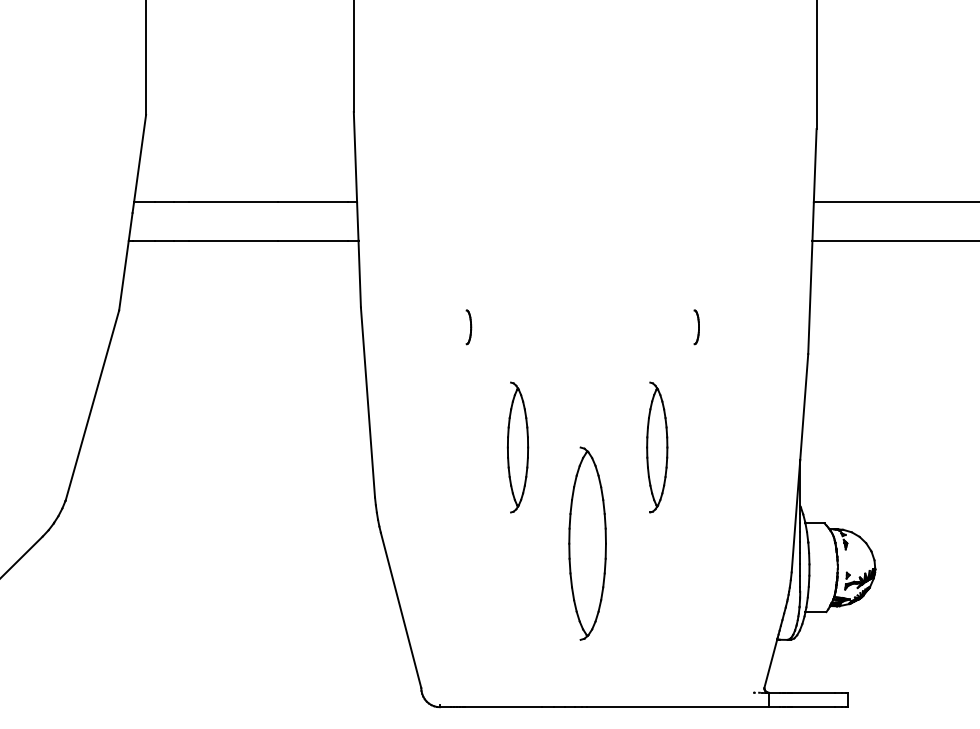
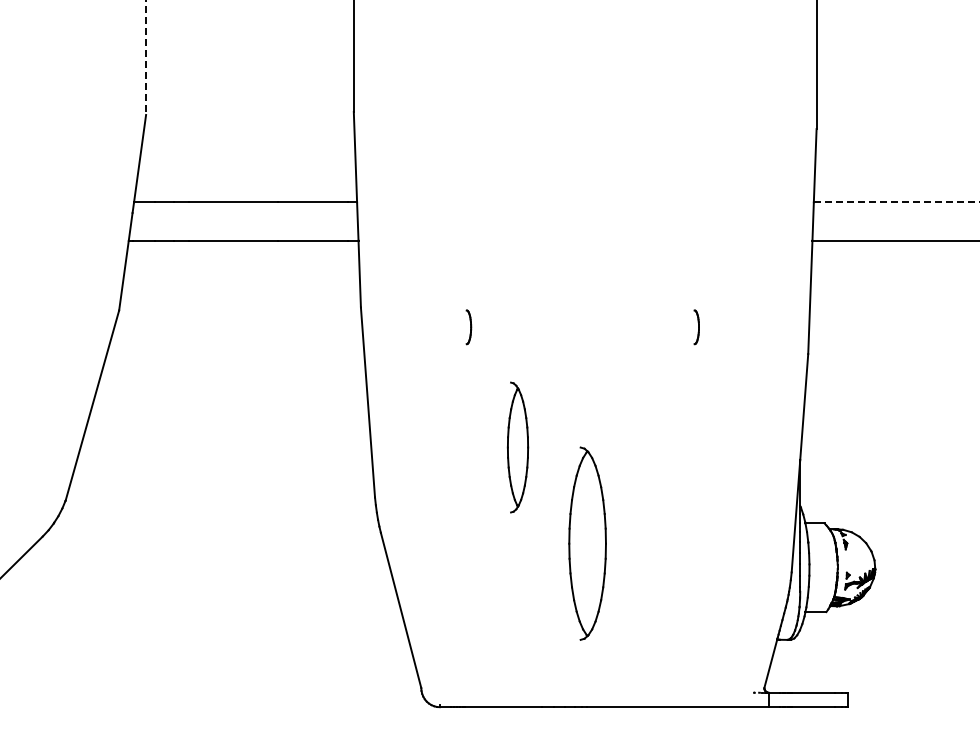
line: solid -> dashed (146, 58)
line: solid -> dashed (896, 202)
part: present -> none (657, 447)
